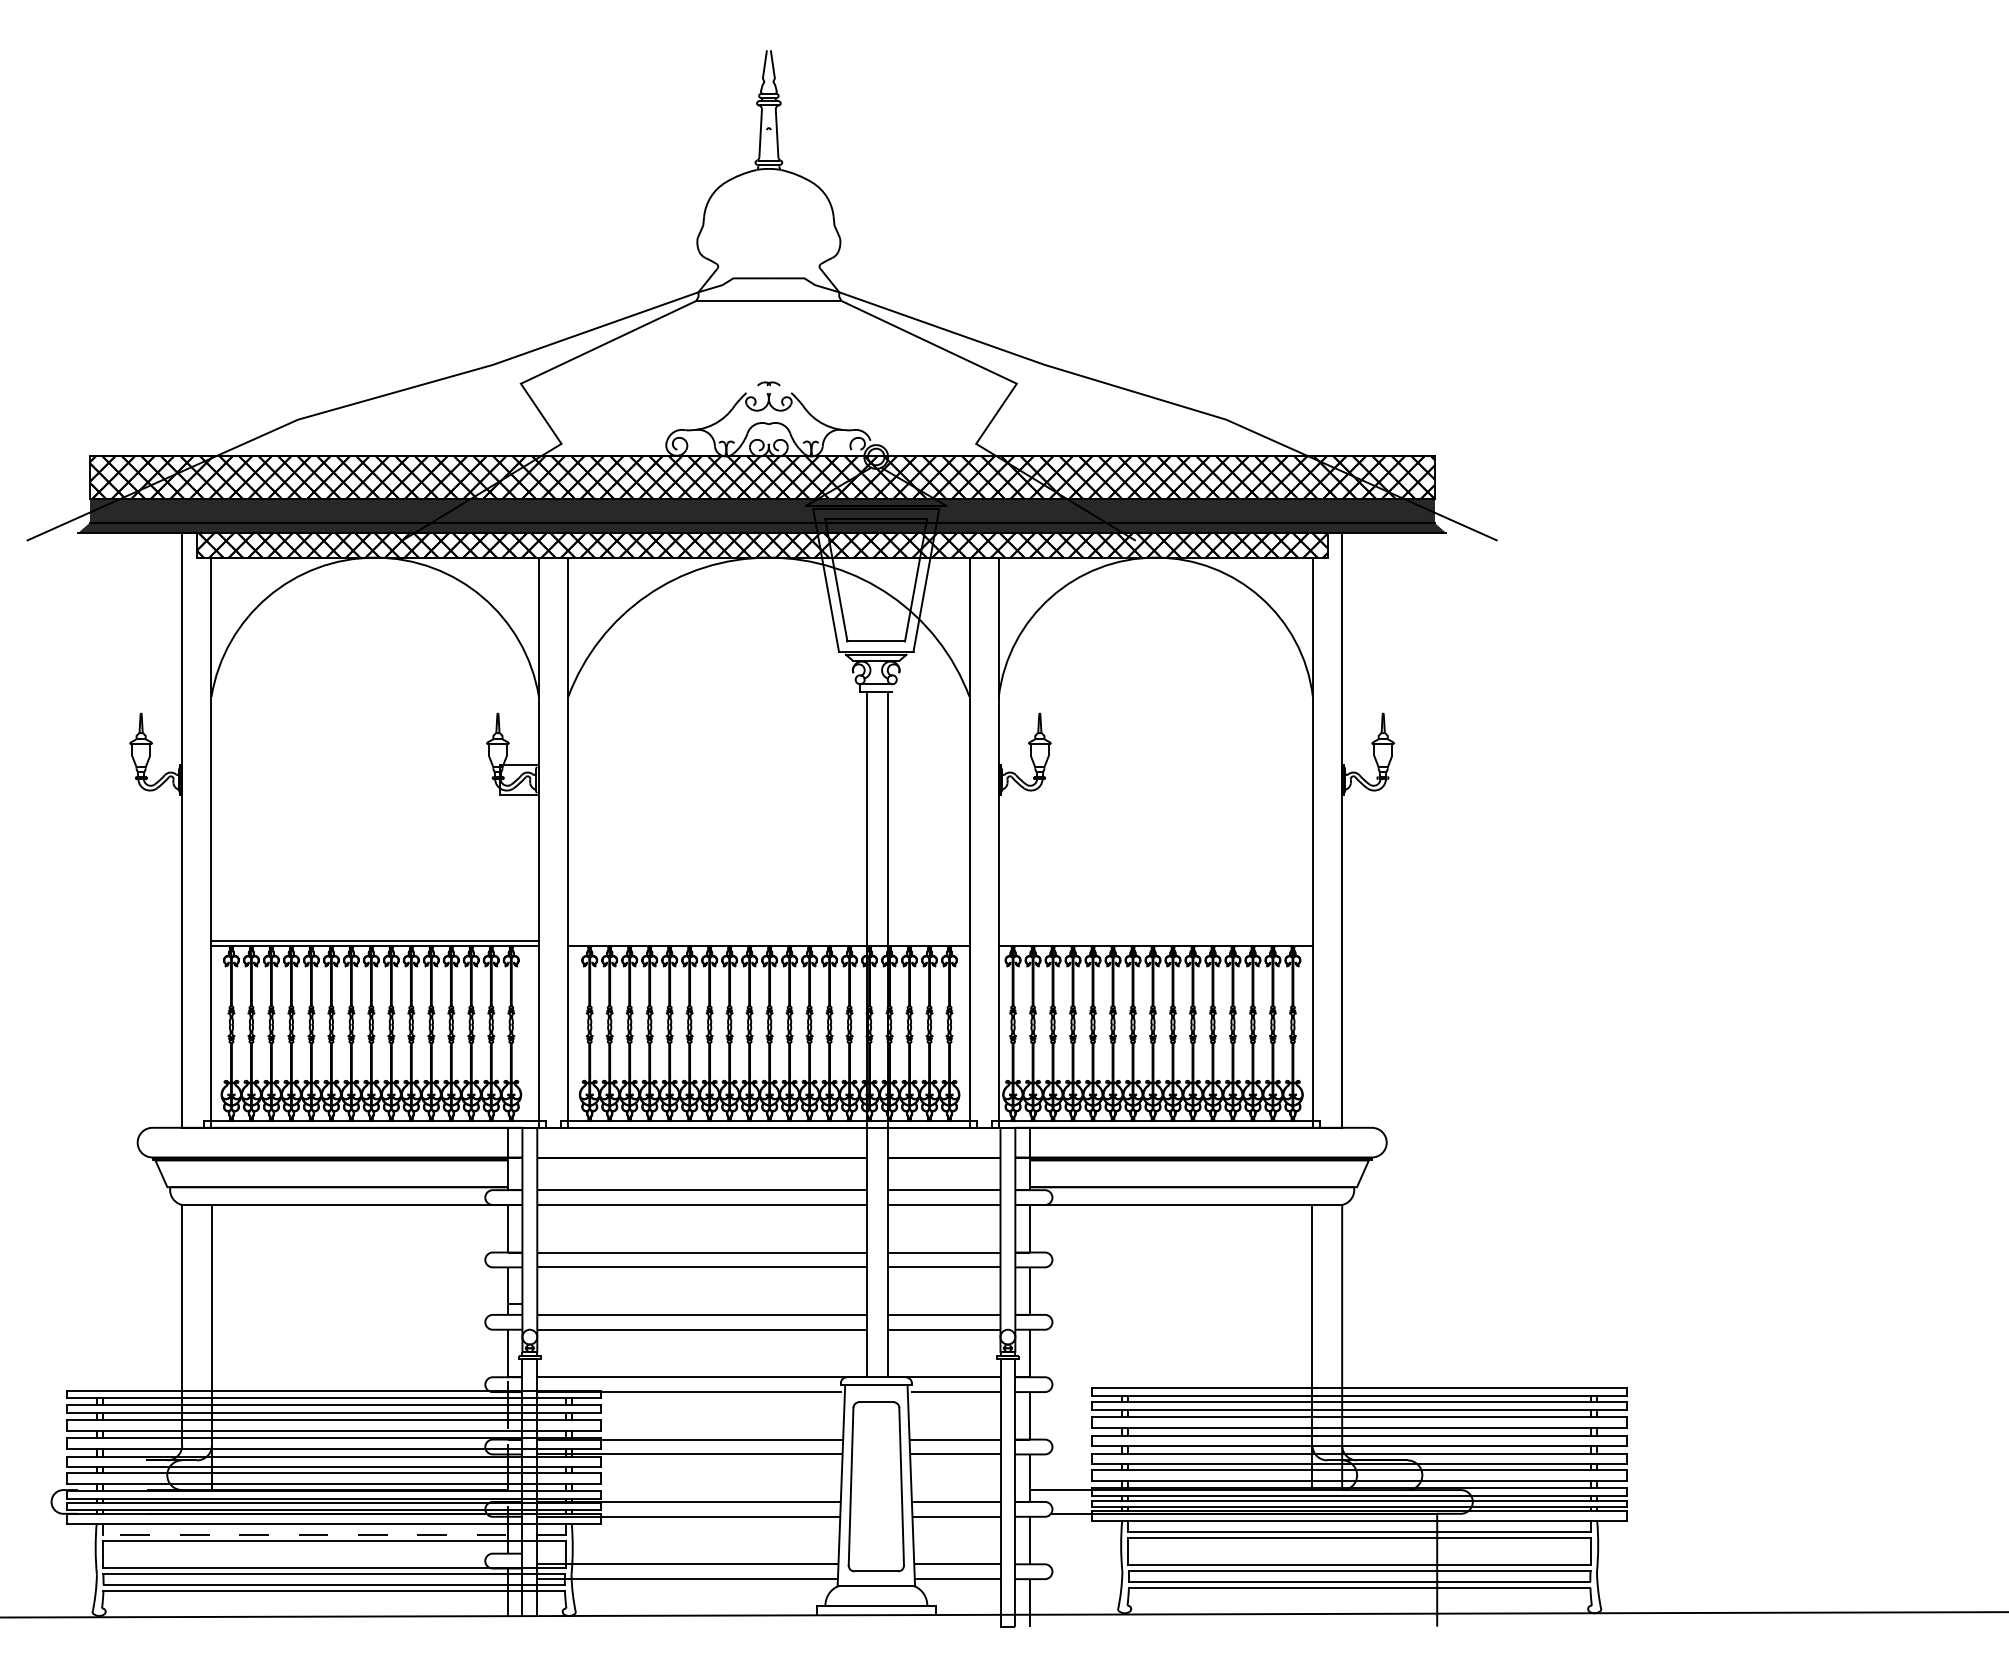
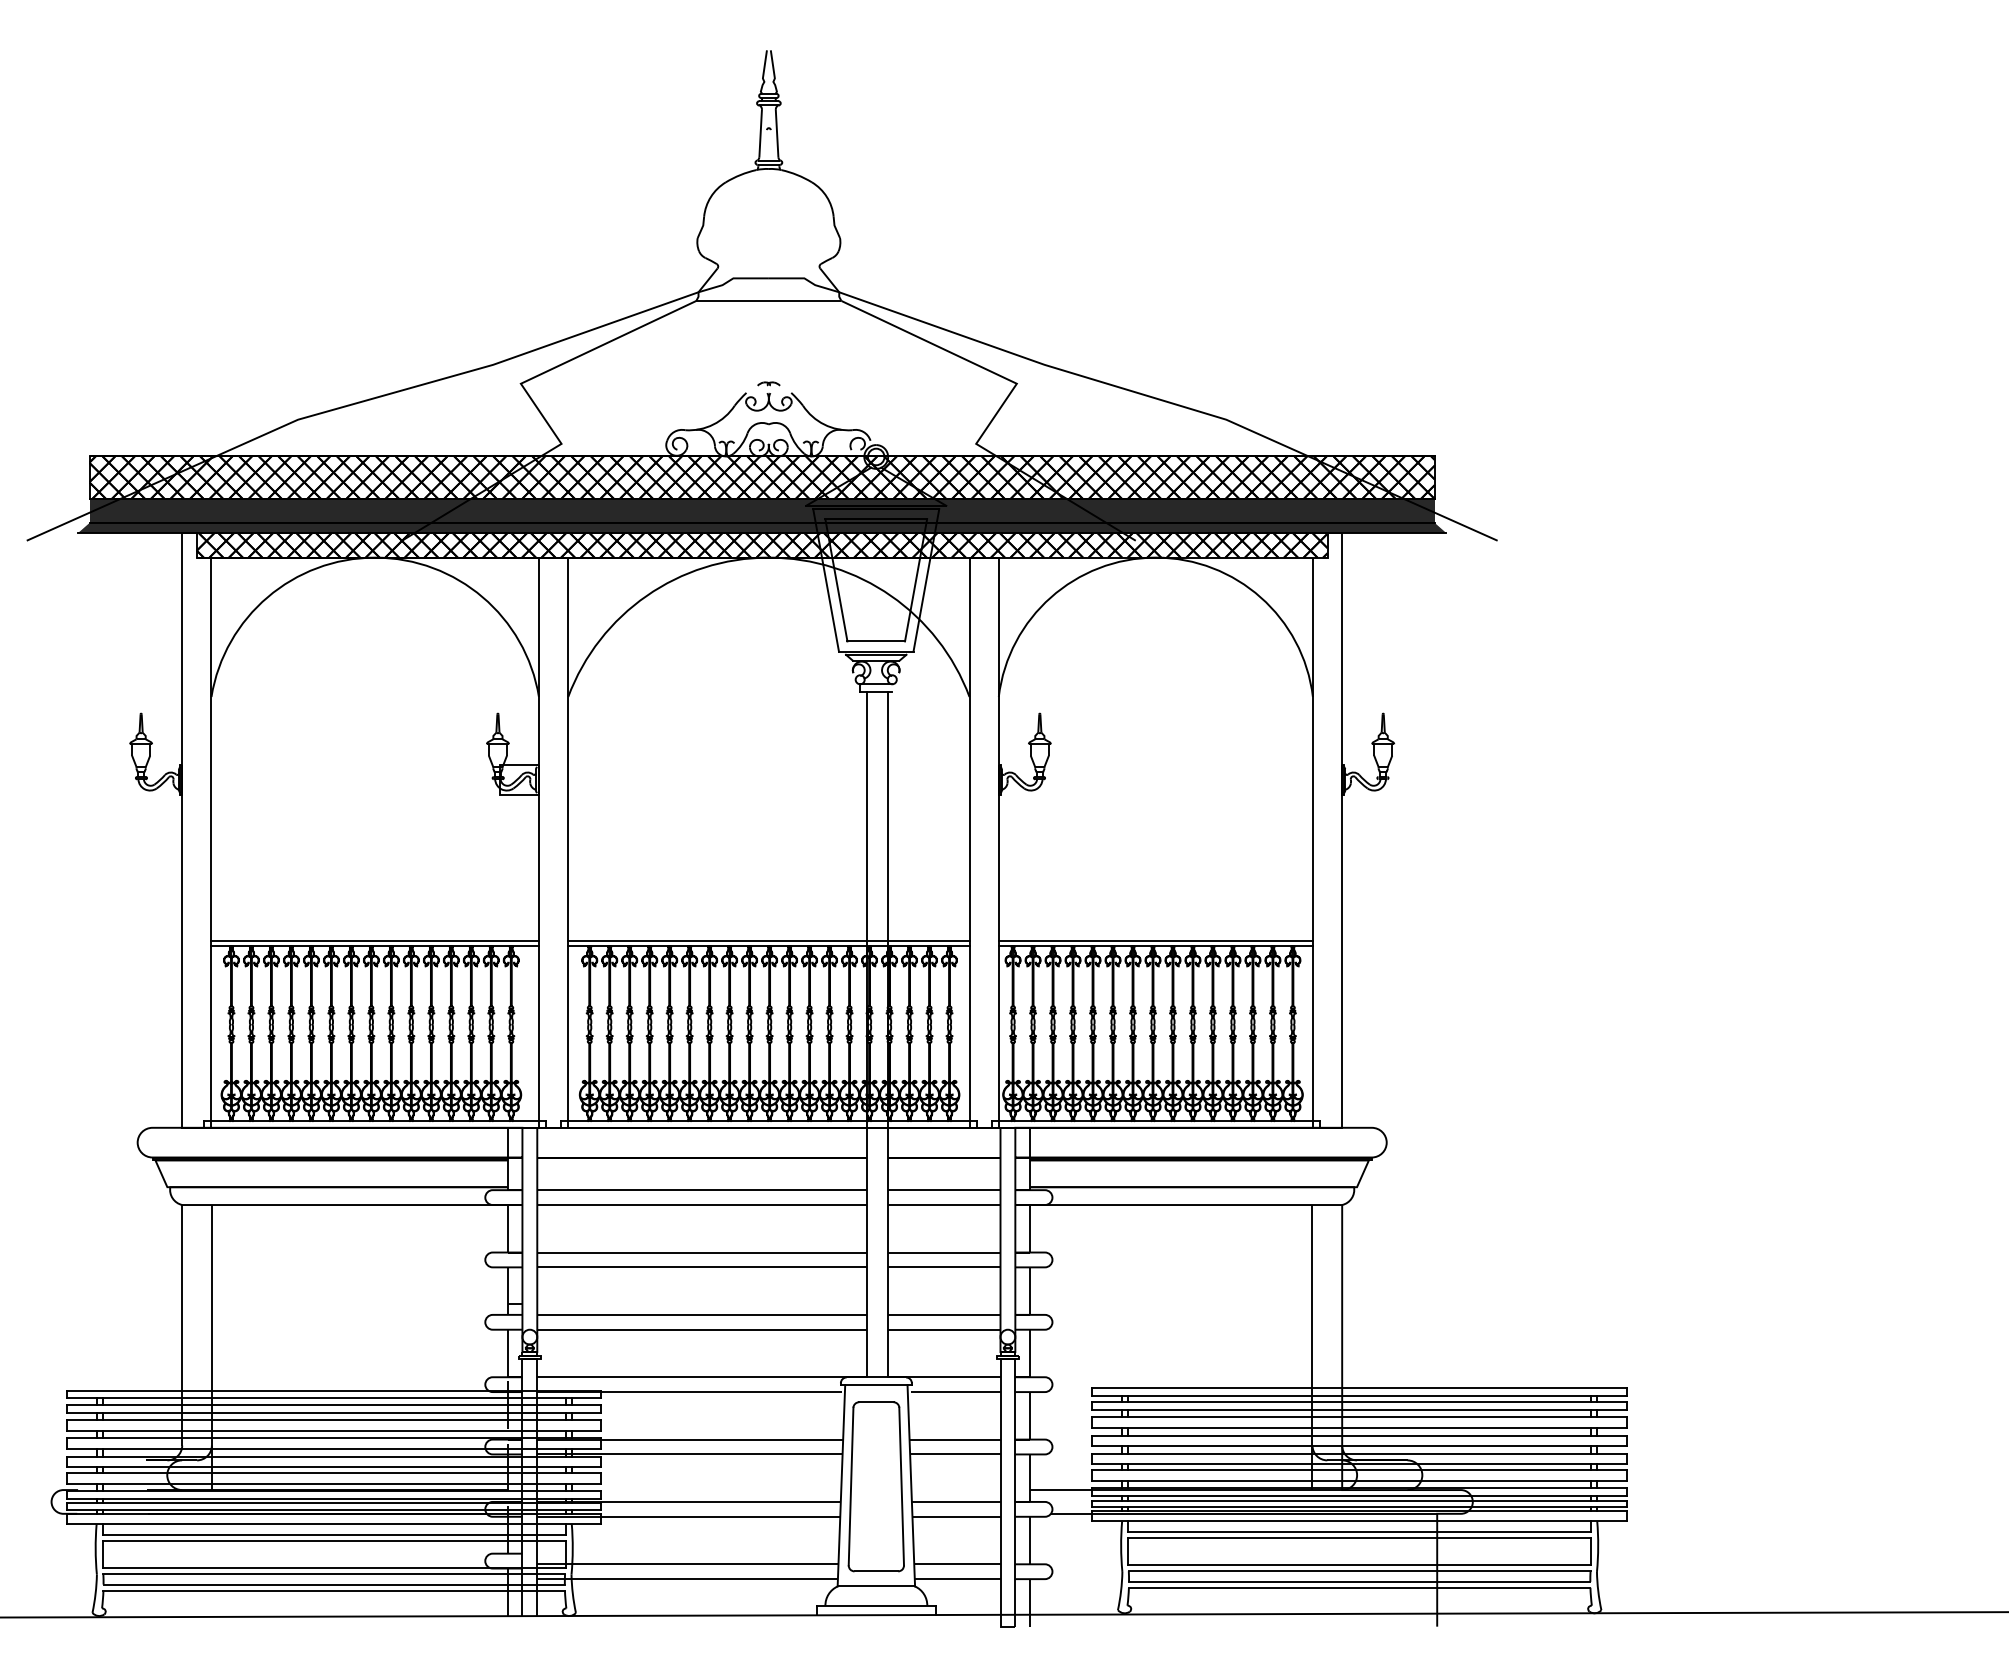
line: none -> present (768, 941)
line: none -> present (1155, 941)
line: dashed -> solid (334, 1535)
